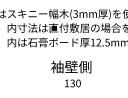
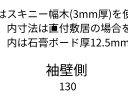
text position: (71, 73) -> (66, 76) (66, 76)
